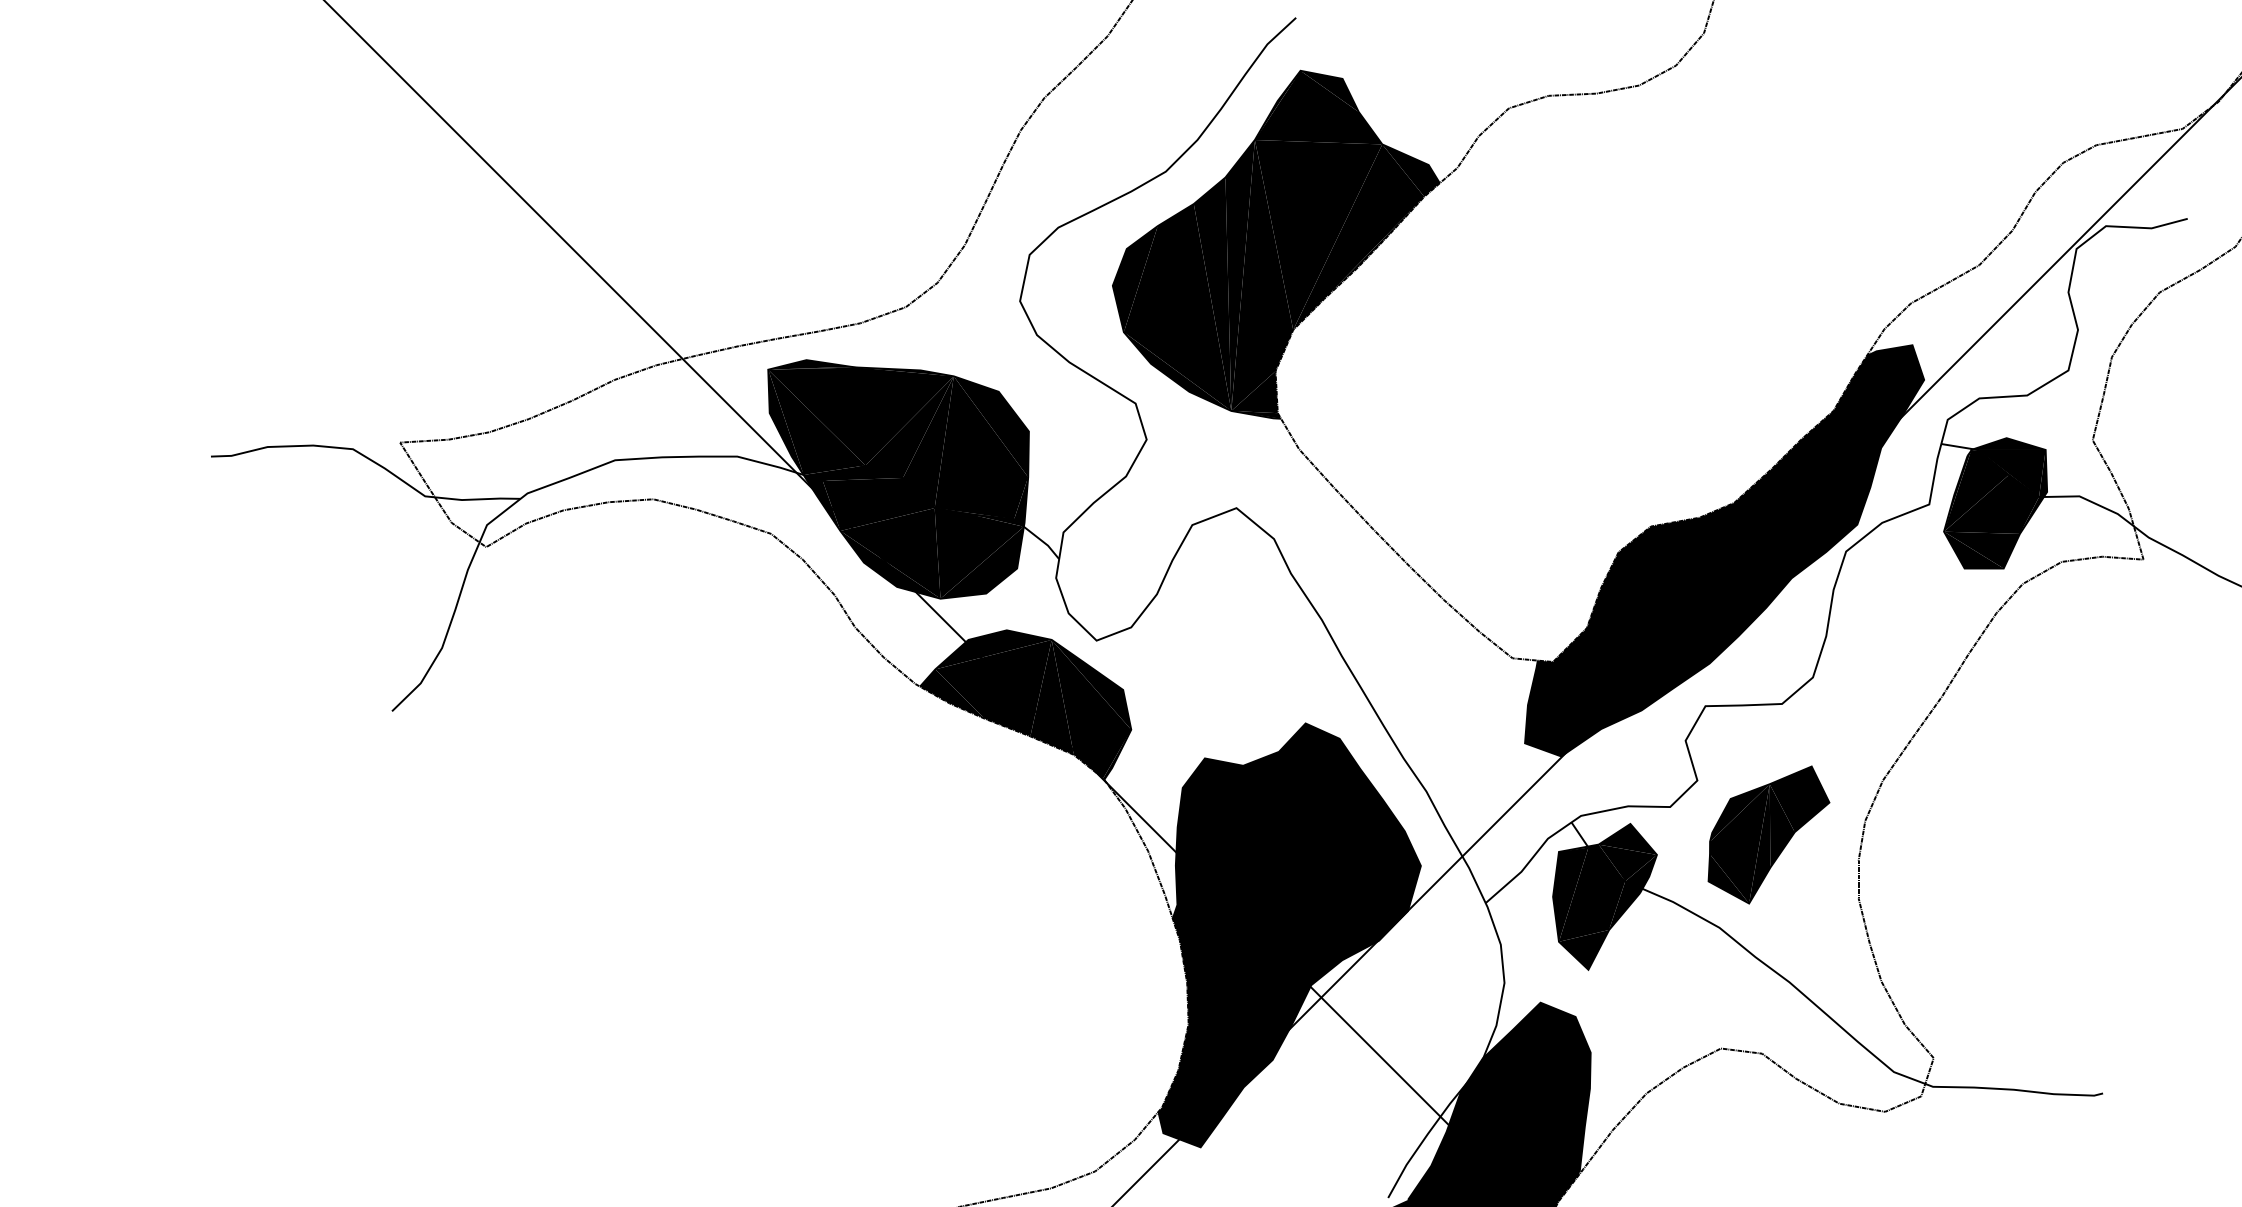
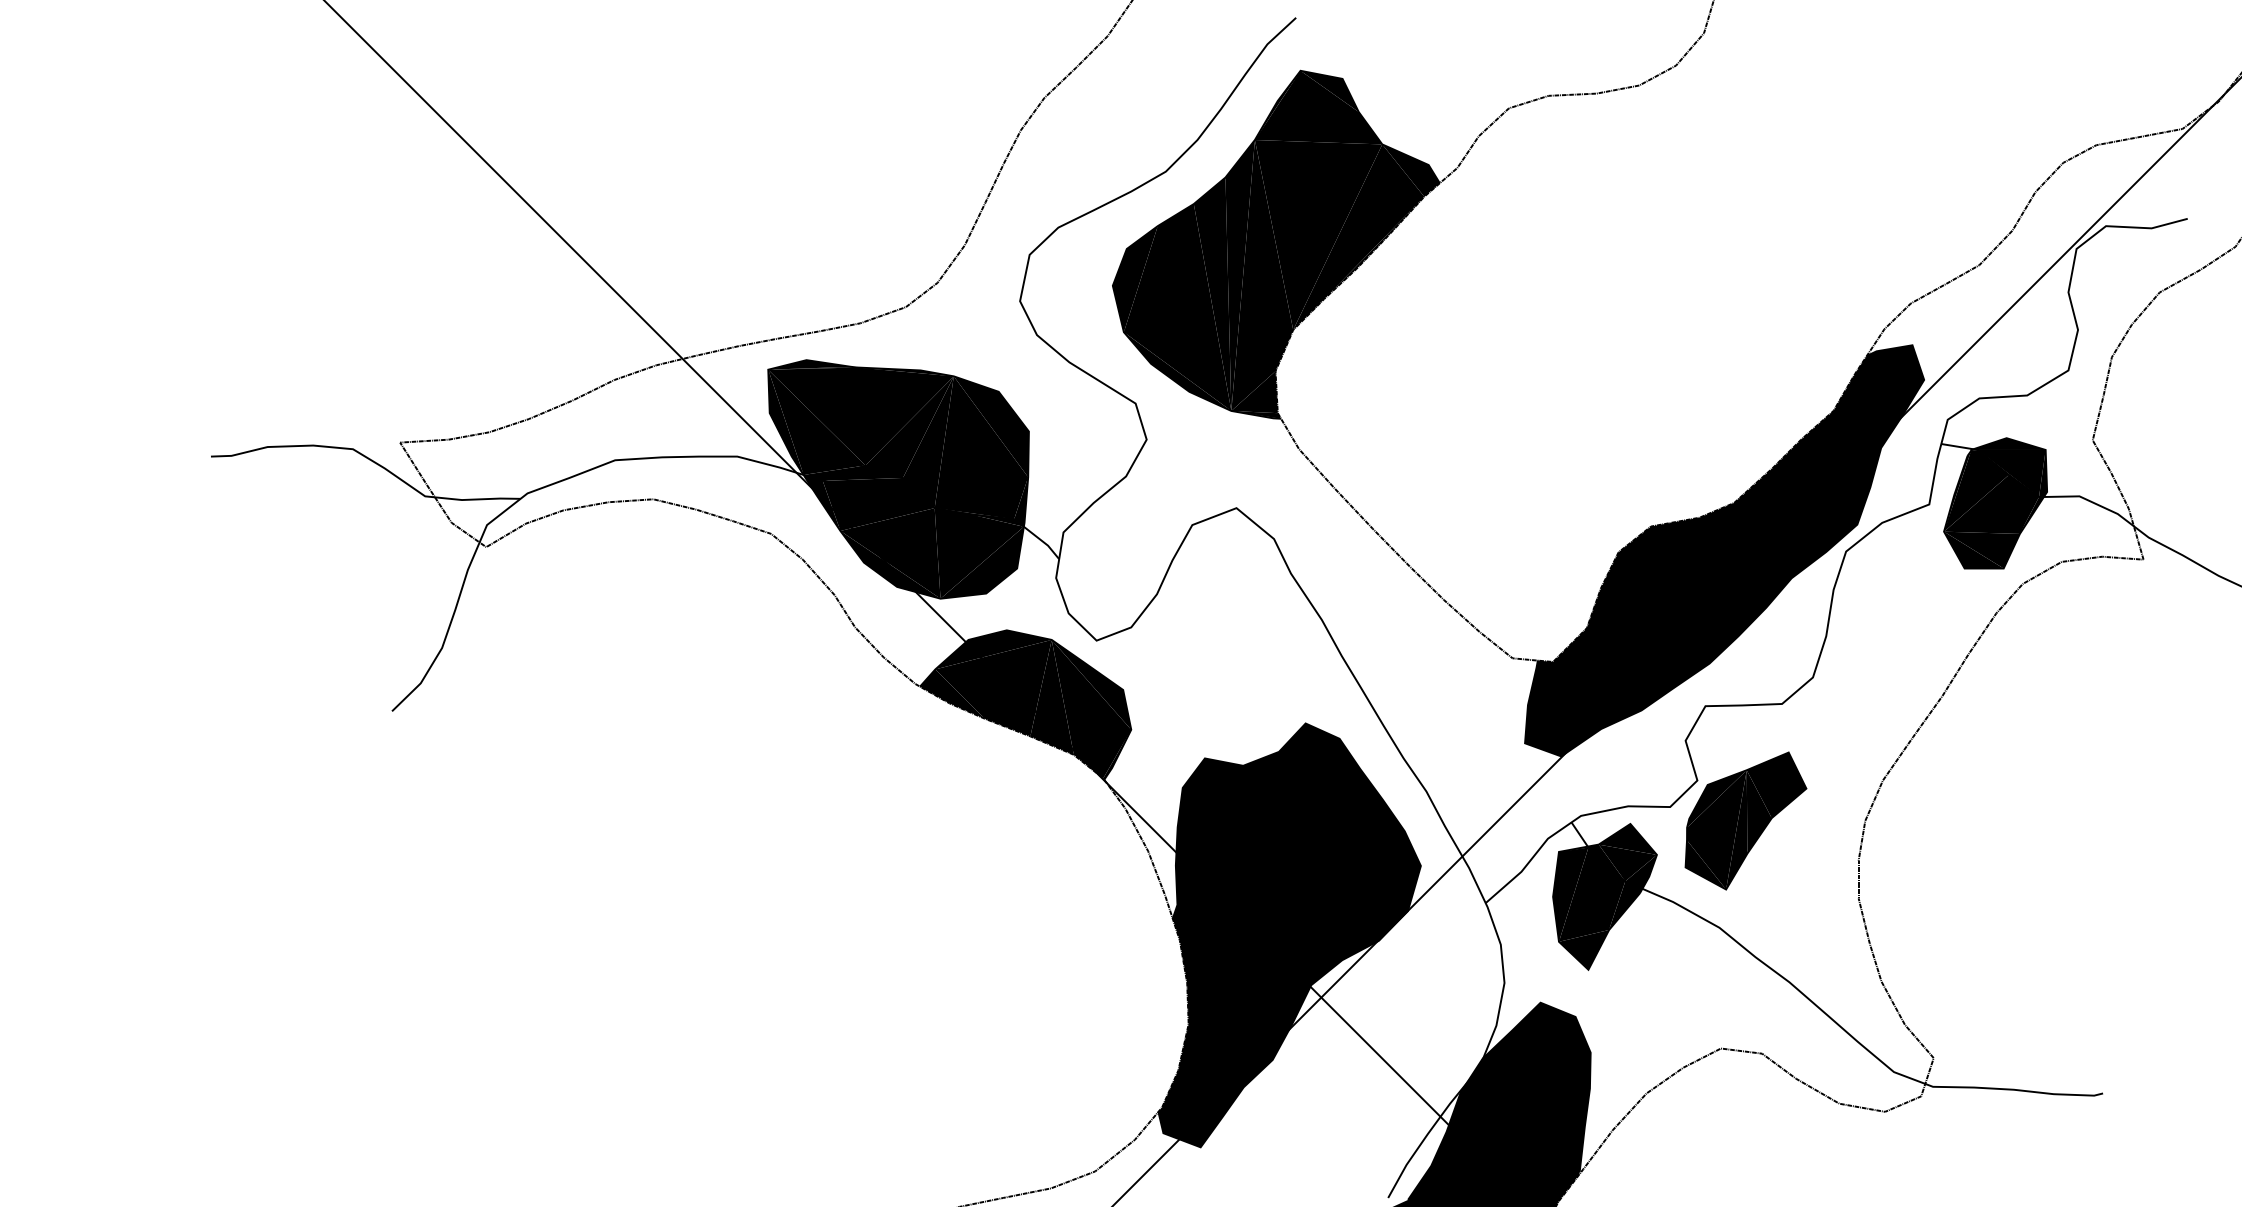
part position: (1768, 834) -> (1745, 820) (1745, 820)
